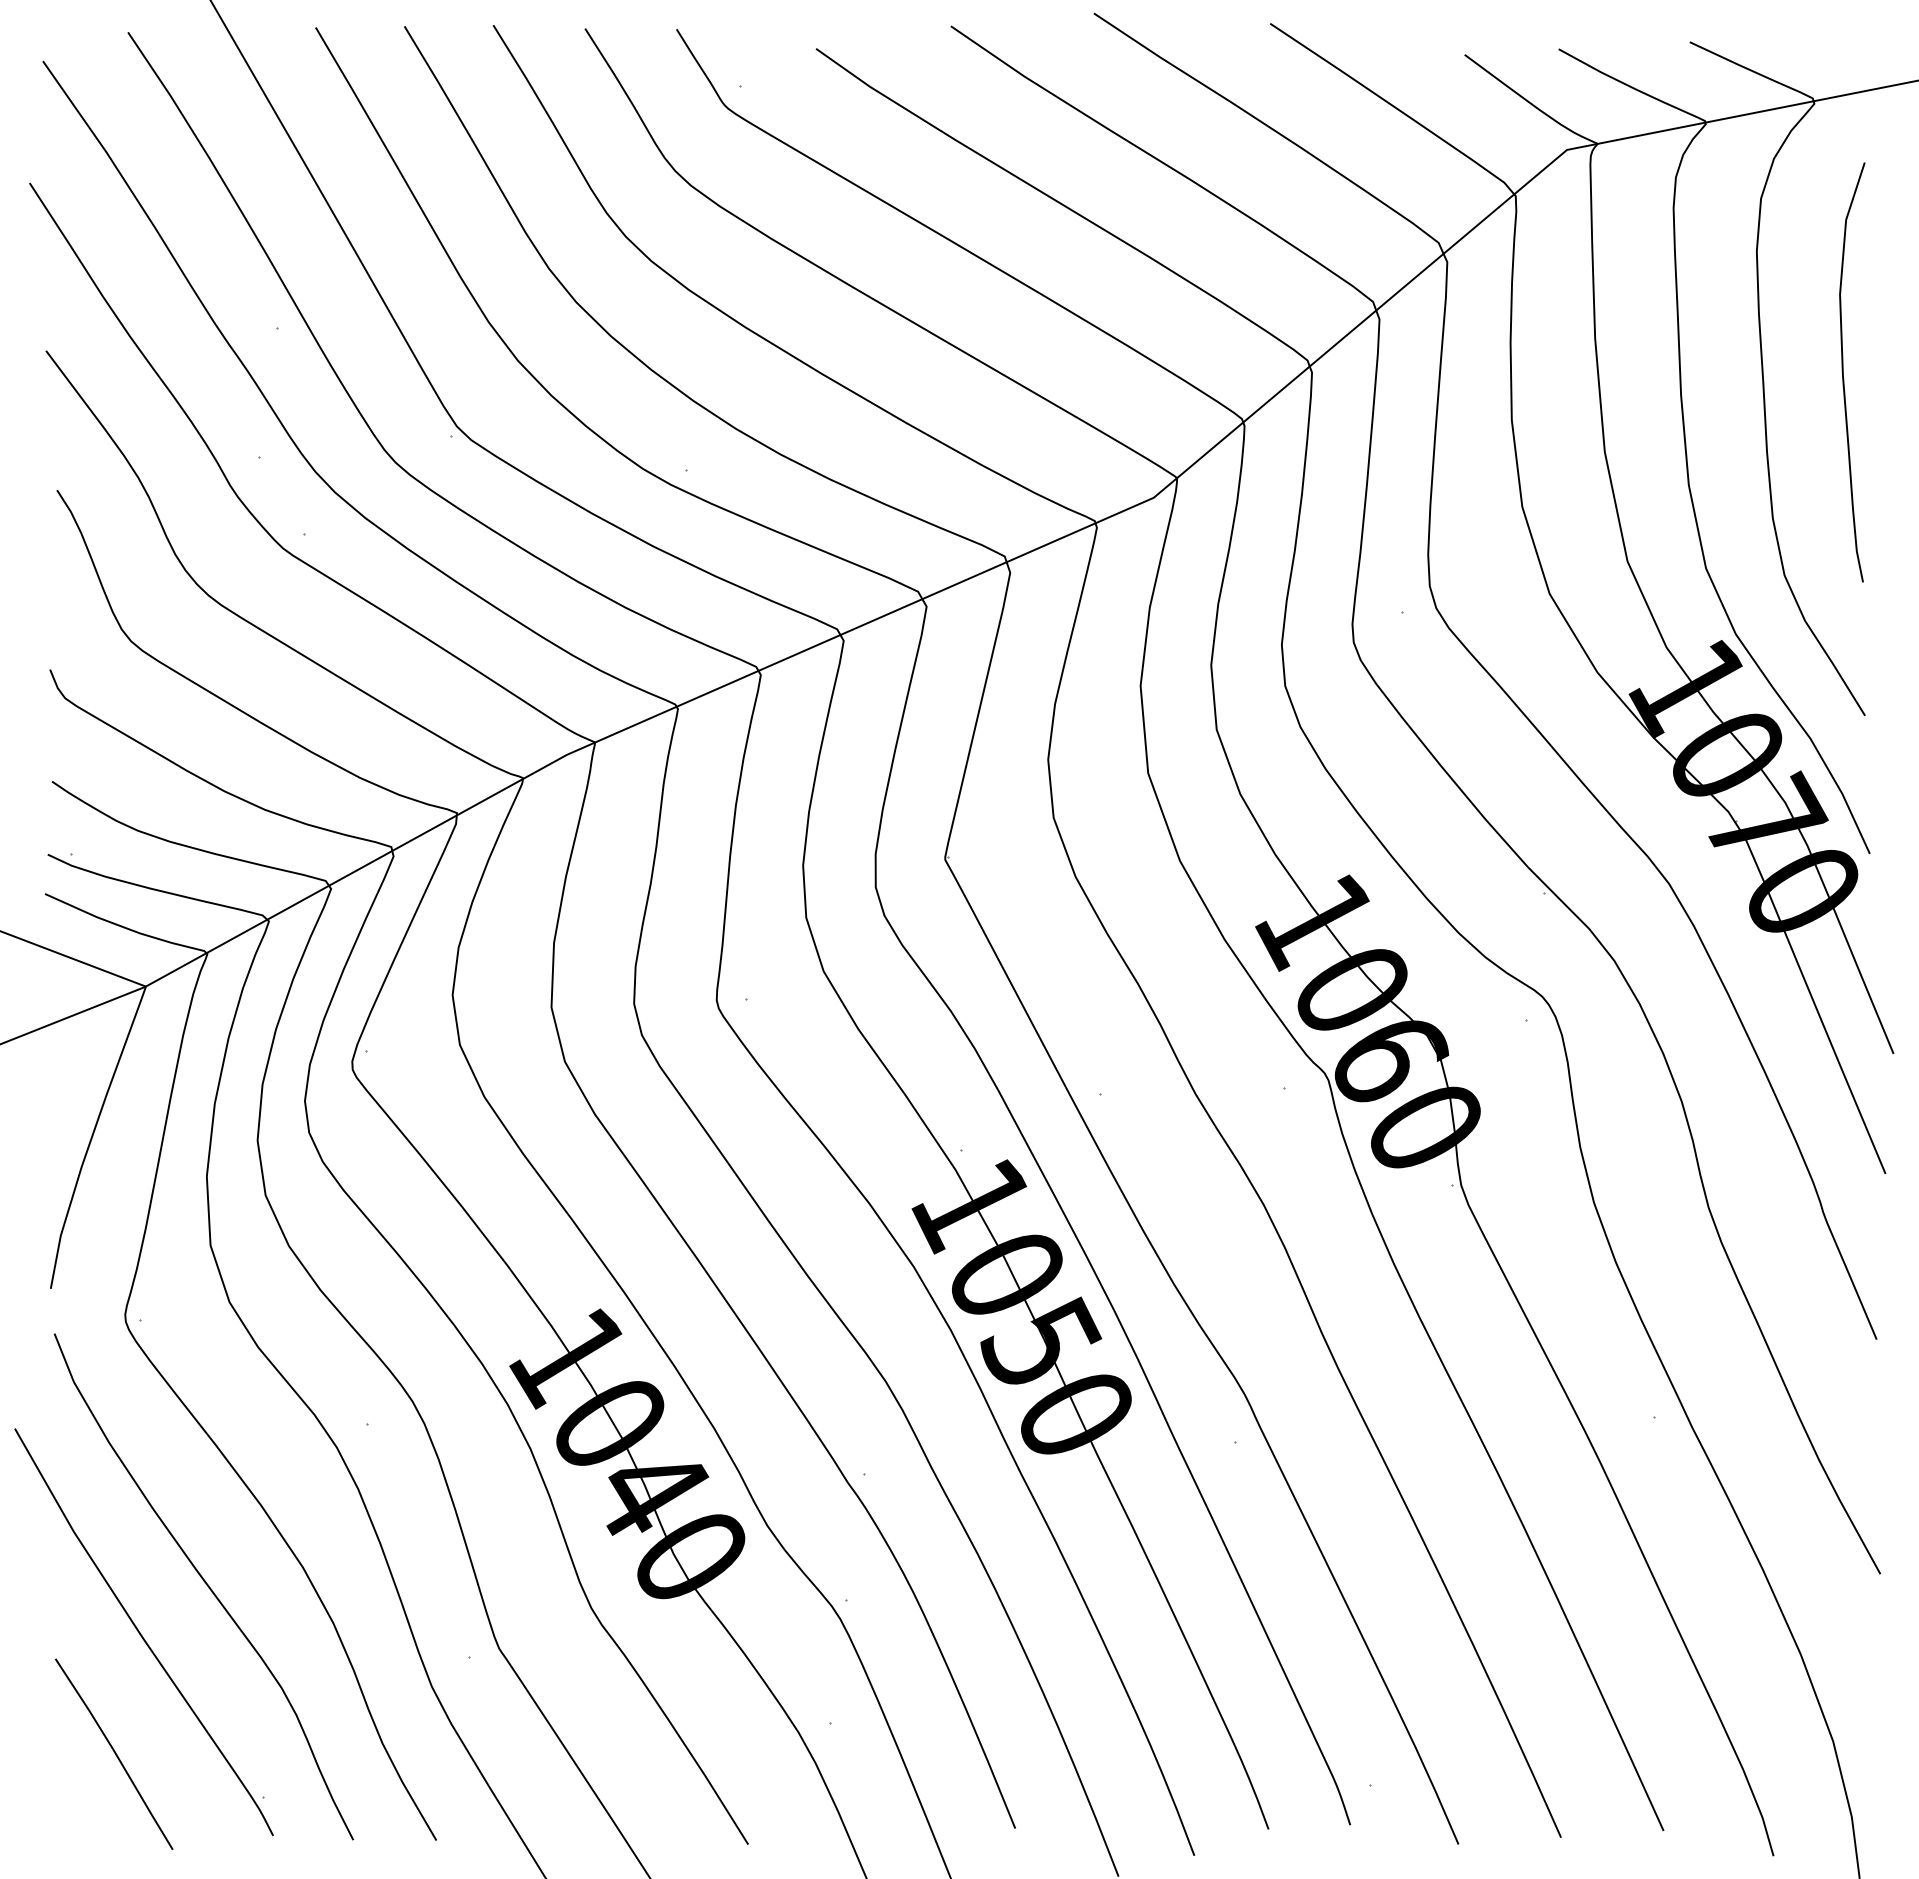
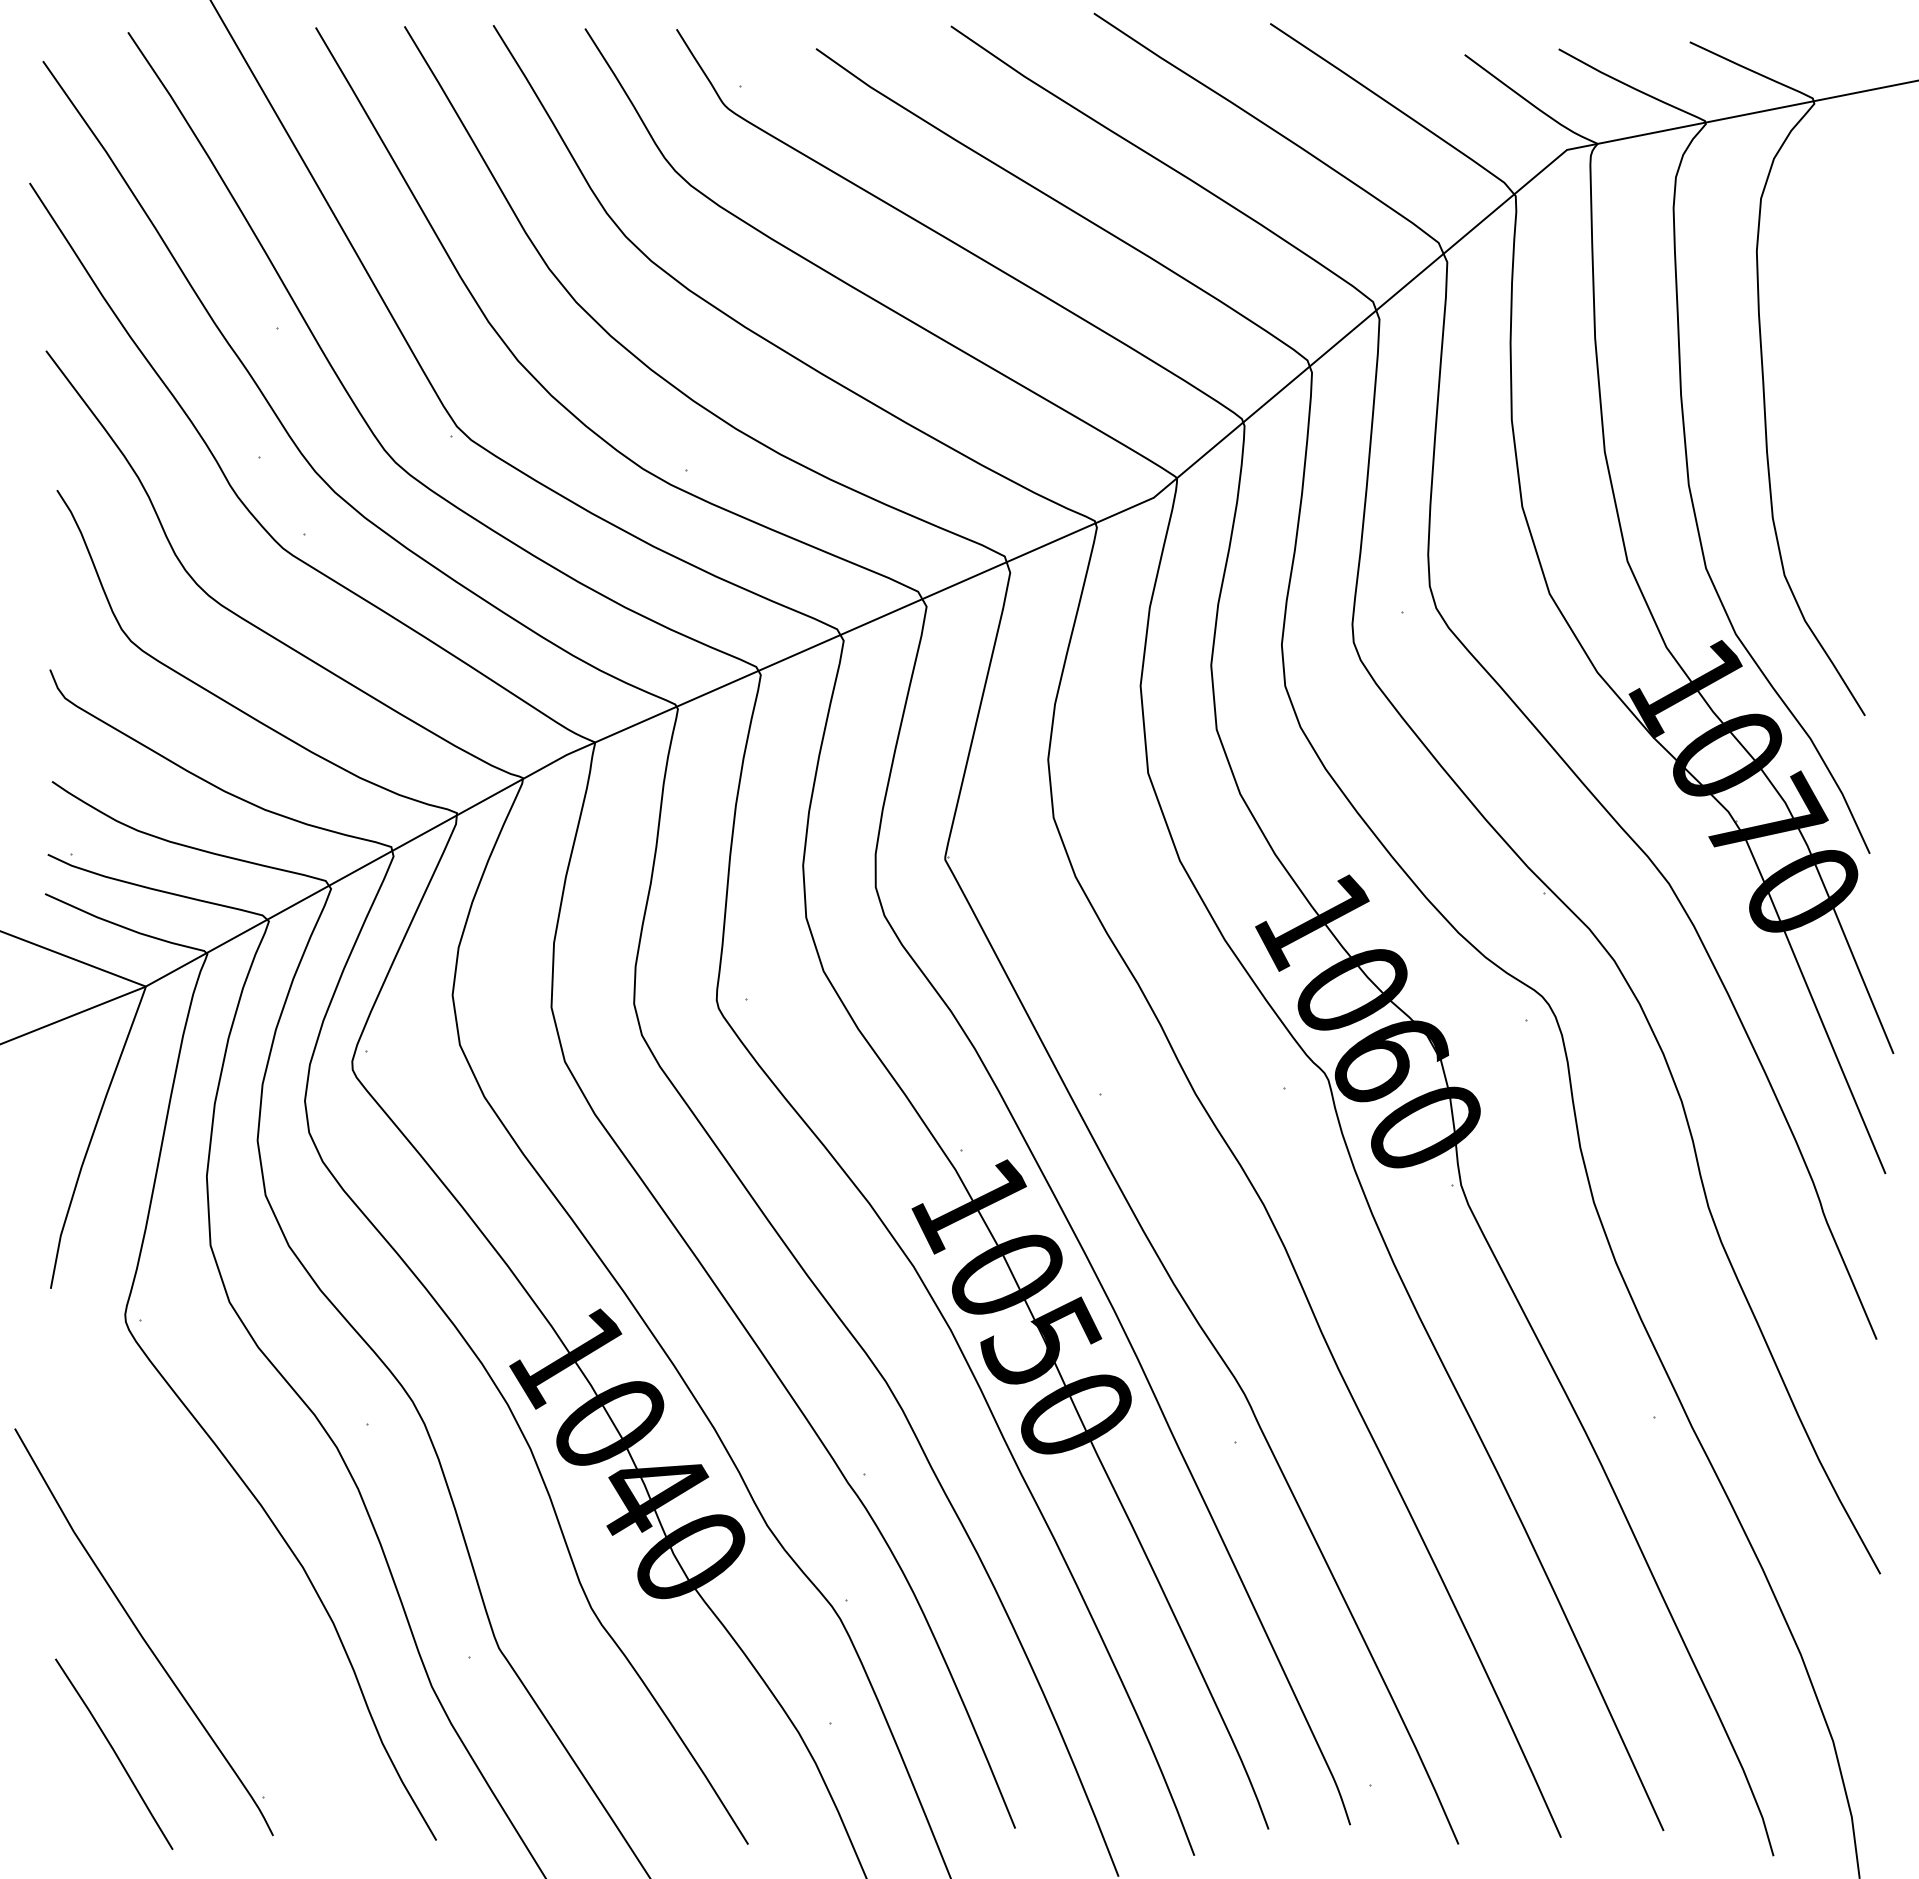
curve: present -> none (1843, 372)
curve: present -> none (205, 1584)
